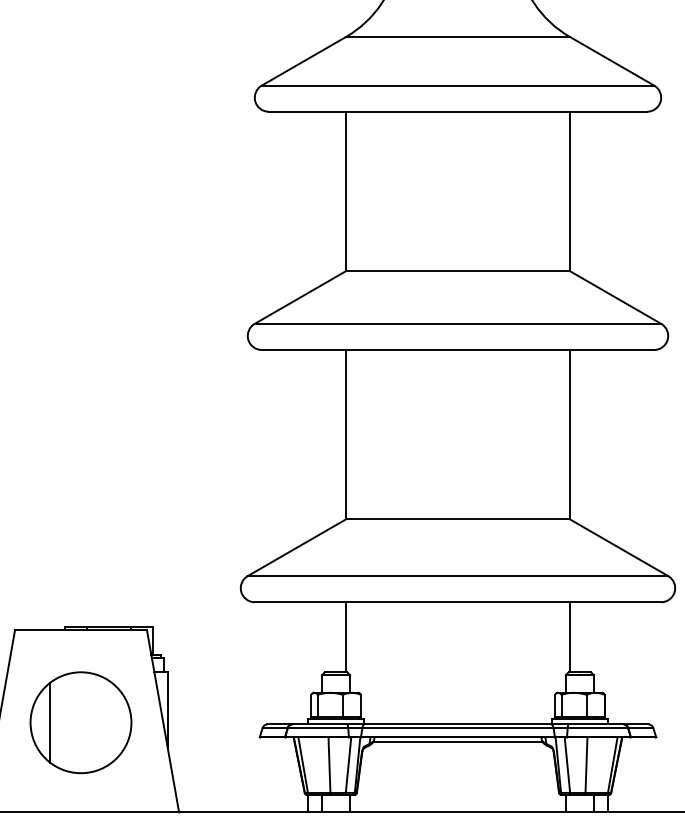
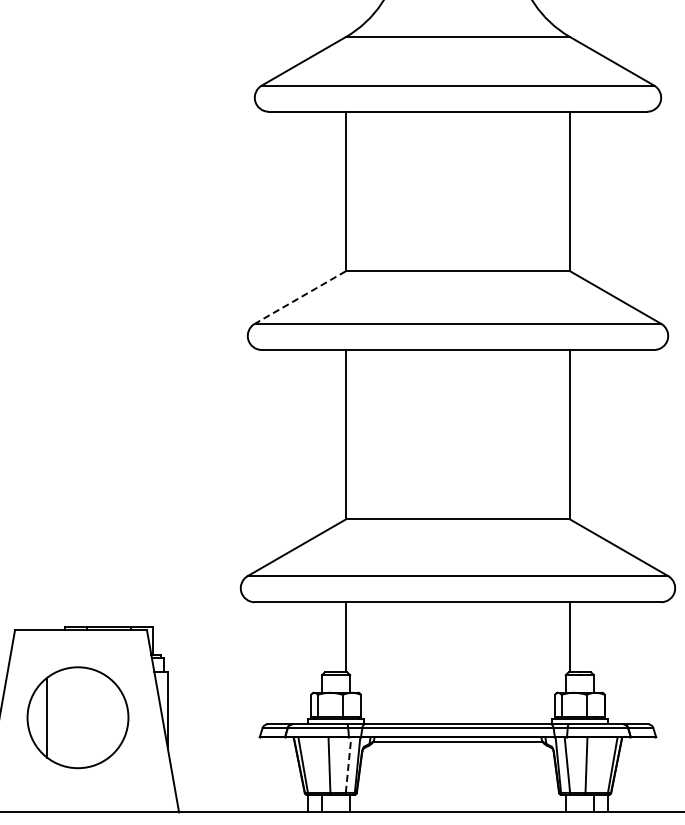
line: solid -> dashed (300, 297)
part position: (80, 722) -> (77, 717) (77, 717)
line: solid -> dashed (348, 765)
